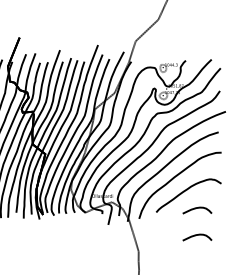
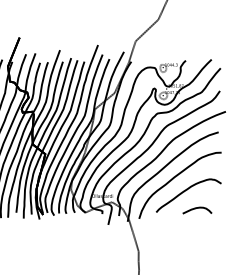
curve: present -> none (197, 235)
